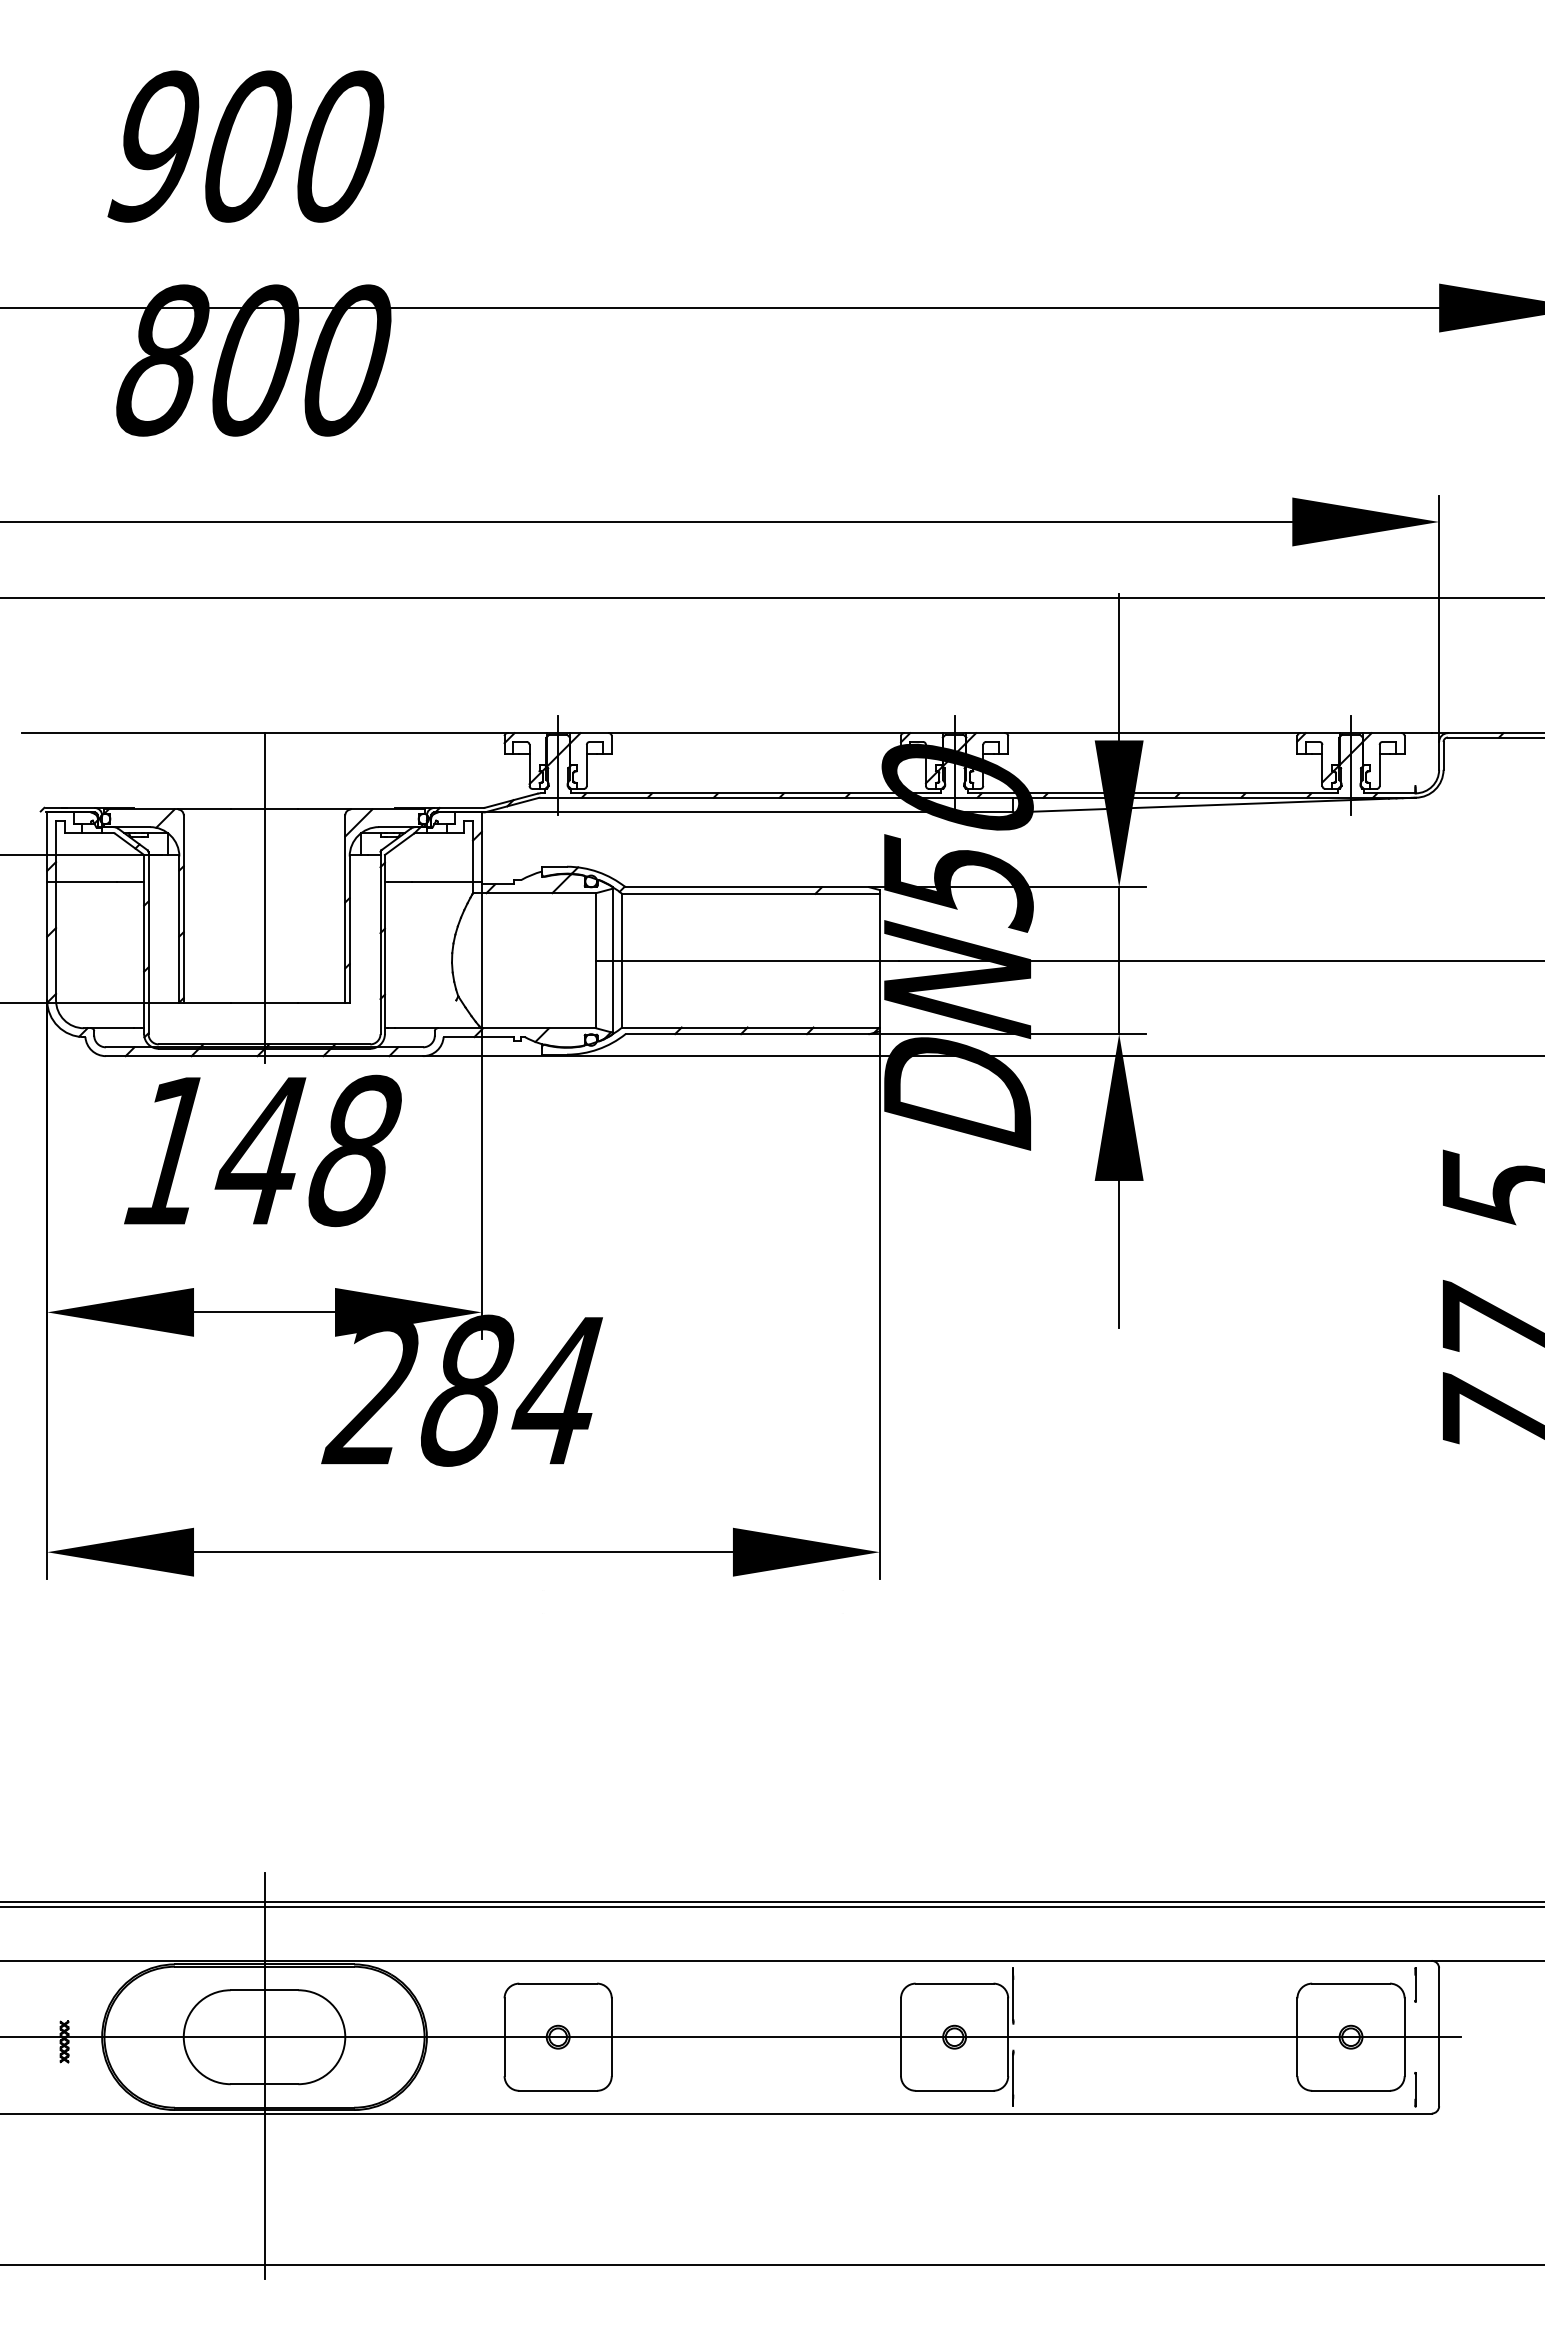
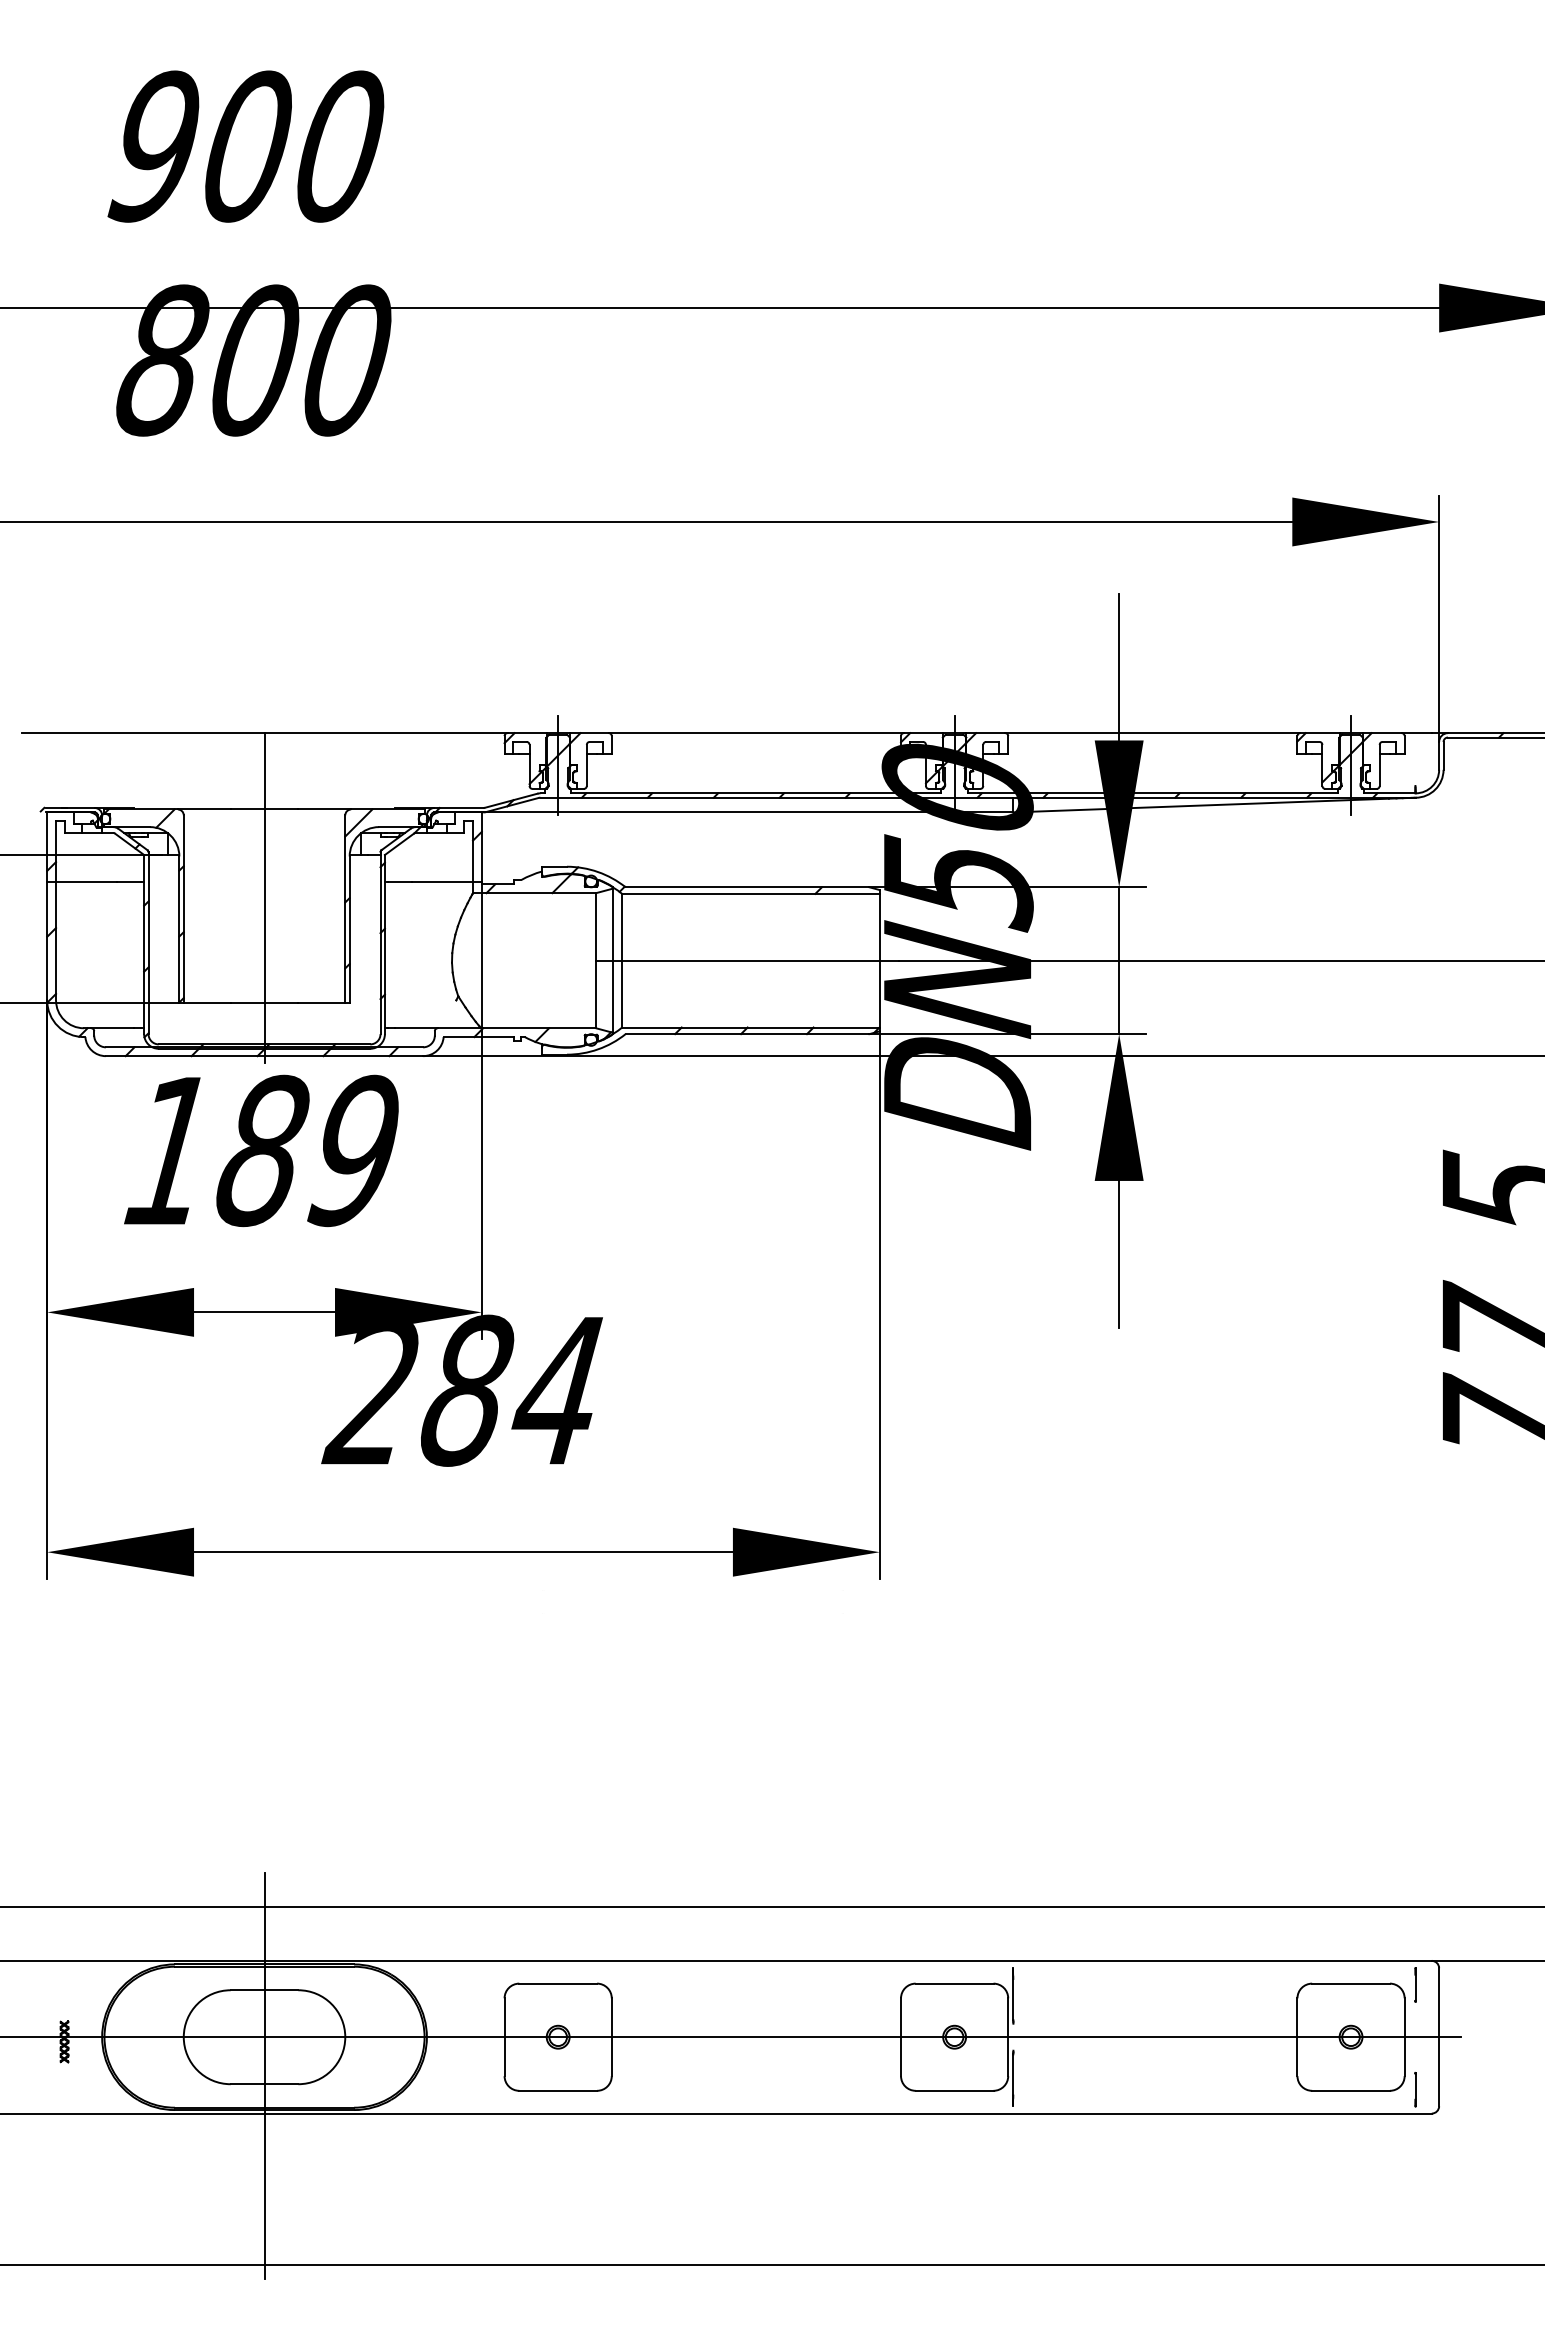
line: present -> none (771, 598)
text: 148 -> 189 (307, 1150)
line: present -> none (771, 1902)
